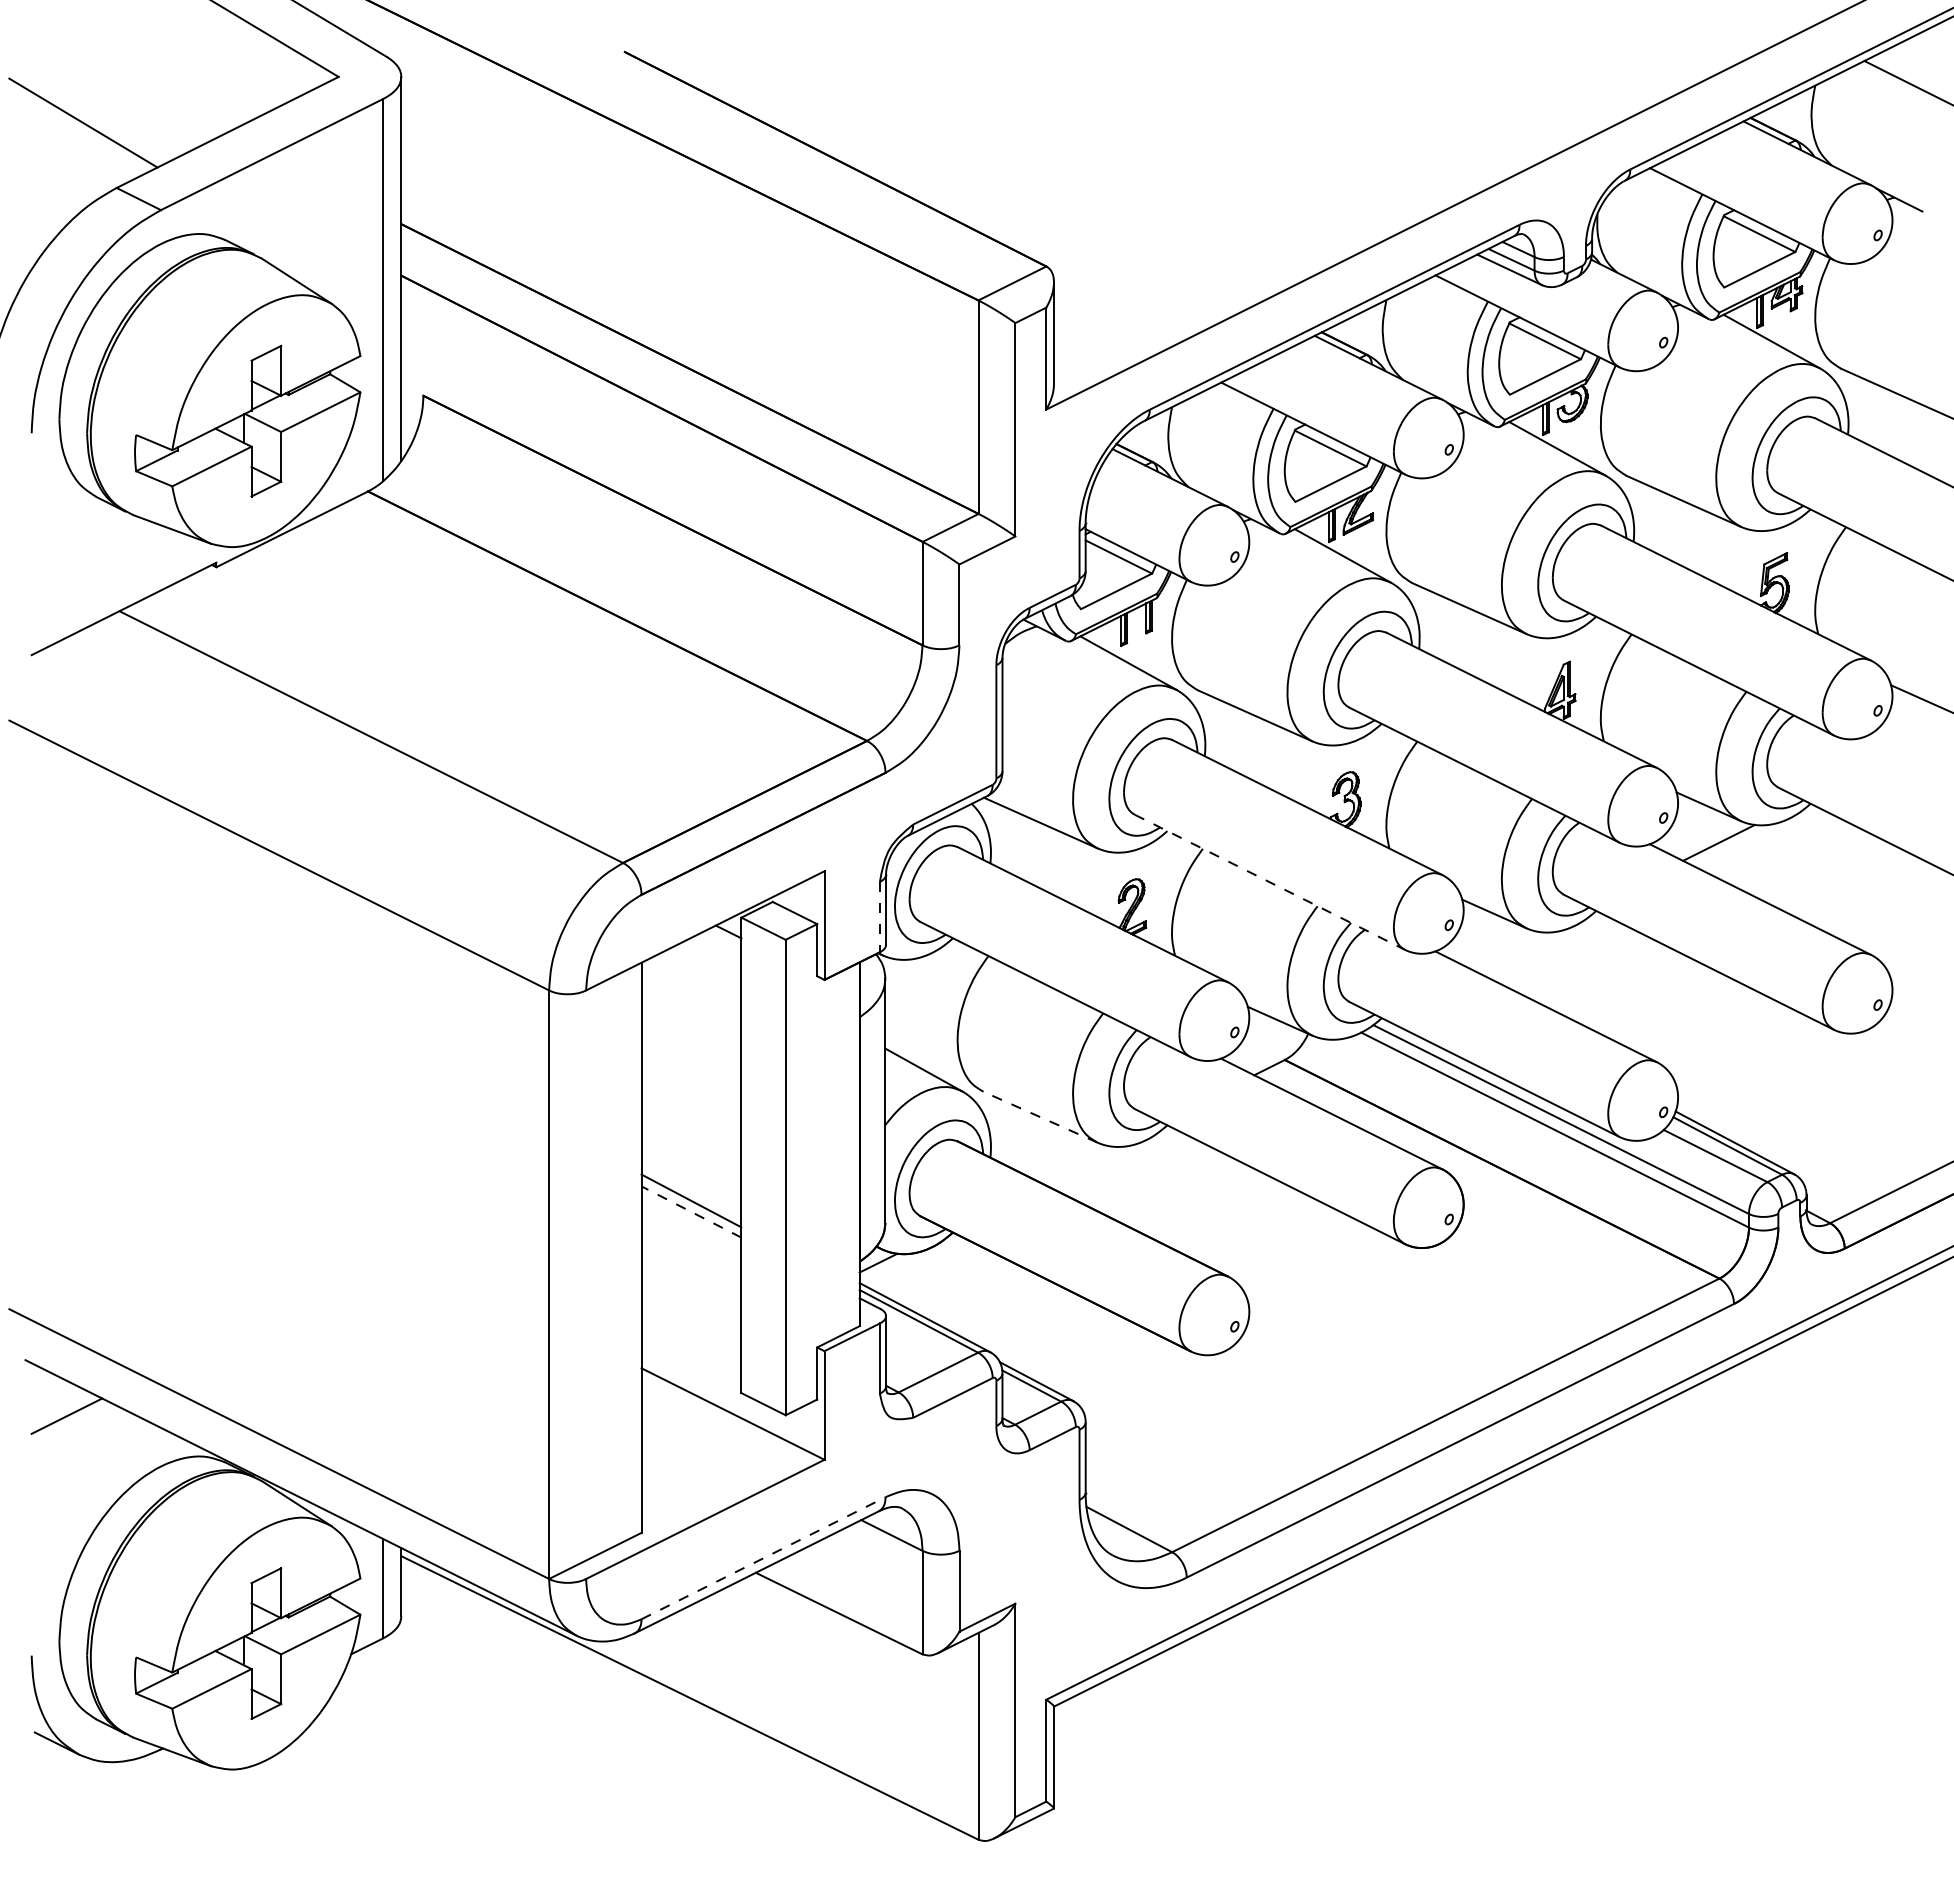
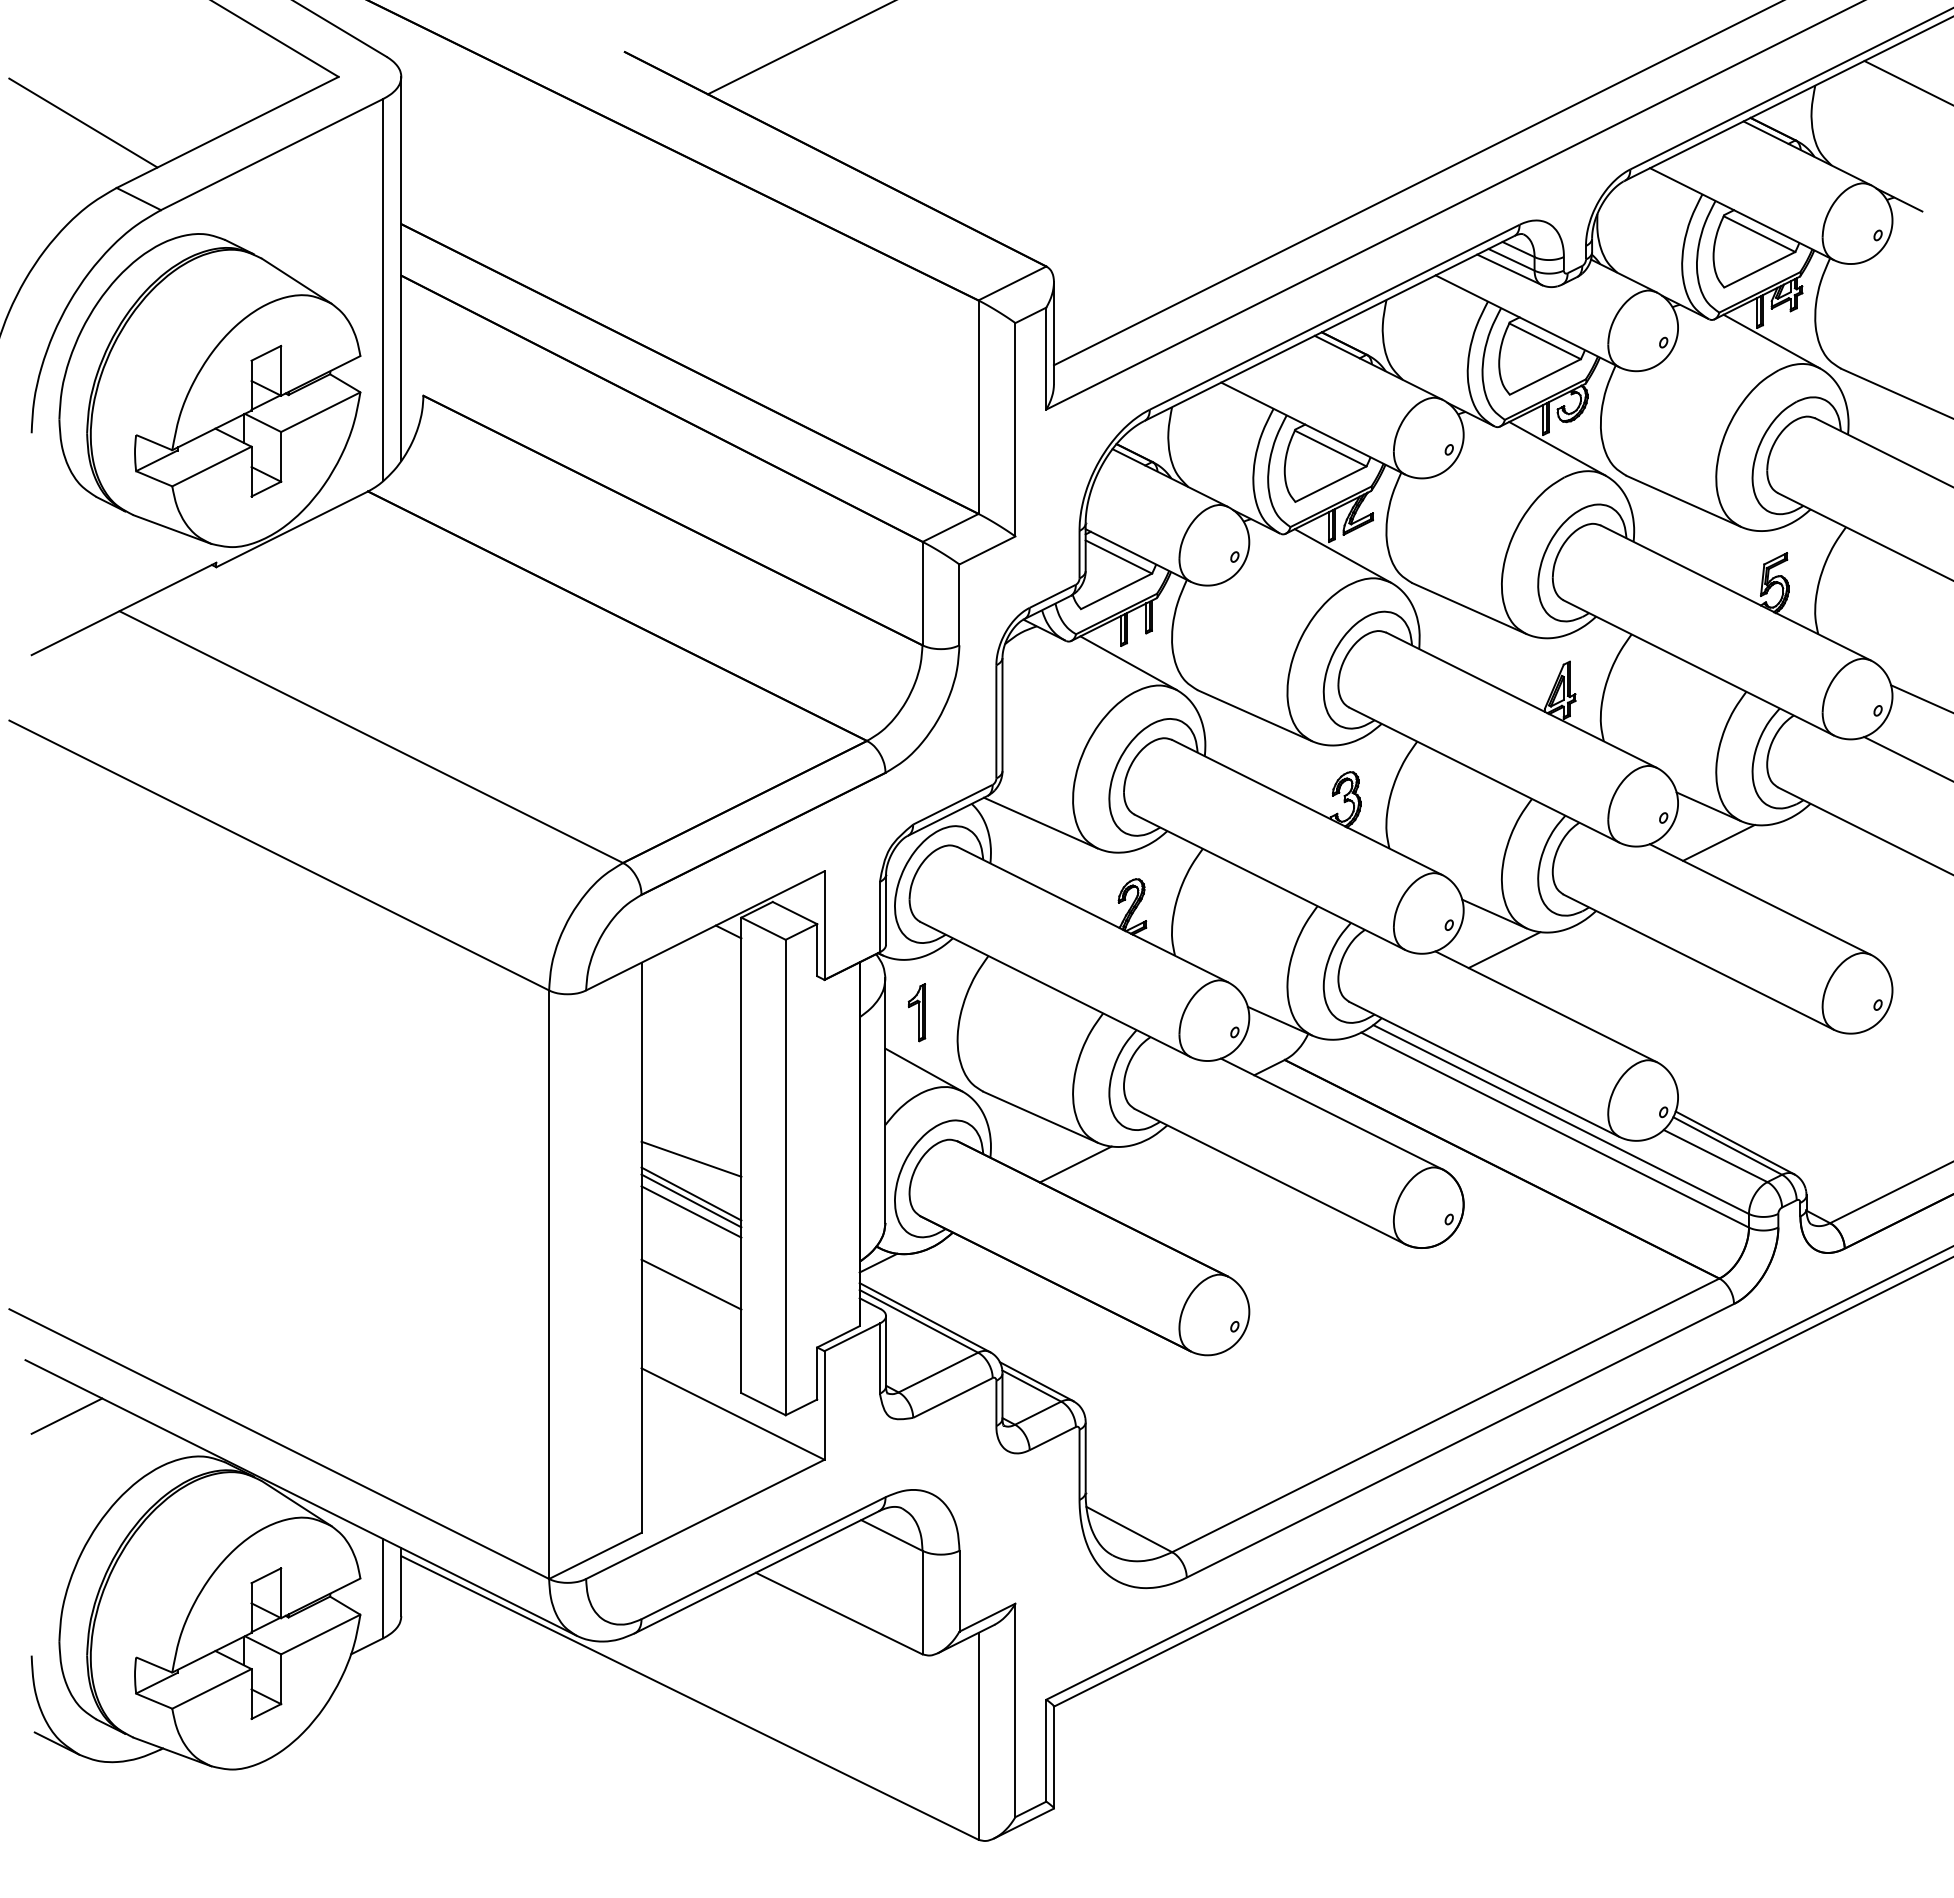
line: none -> present (799, 48)
line: none -> present (1416, 183)
line: none -> present (1907, 758)
line: dashed -> solid (1269, 882)
line: dashed -> solid (879, 917)
line: none -> present (1504, 950)
part: none -> present (916, 1012)
line: dashed -> solid (1040, 1117)
line: none -> present (691, 1158)
line: none -> present (1075, 1164)
line: none -> present (691, 1193)
line: dashed -> solid (691, 1211)
line: none -> present (691, 1284)
line: dashed -> solid (764, 1558)
